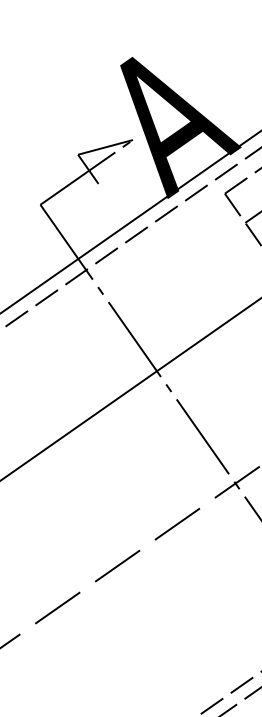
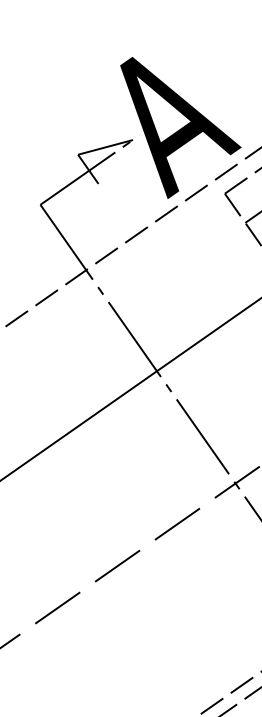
line: present -> none (130, 222)
